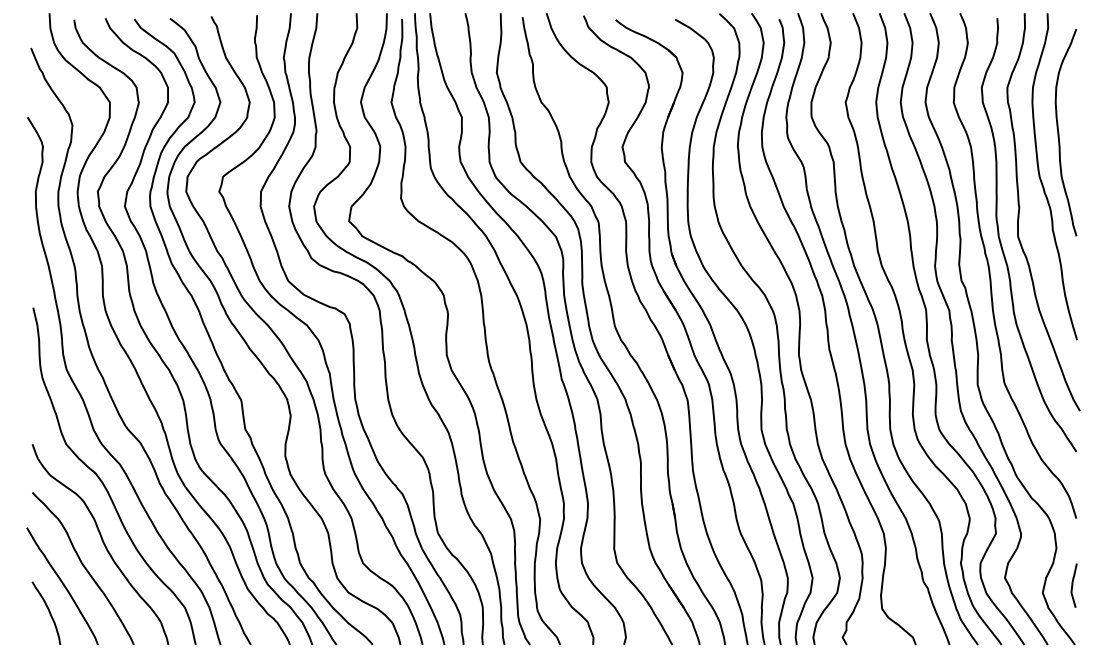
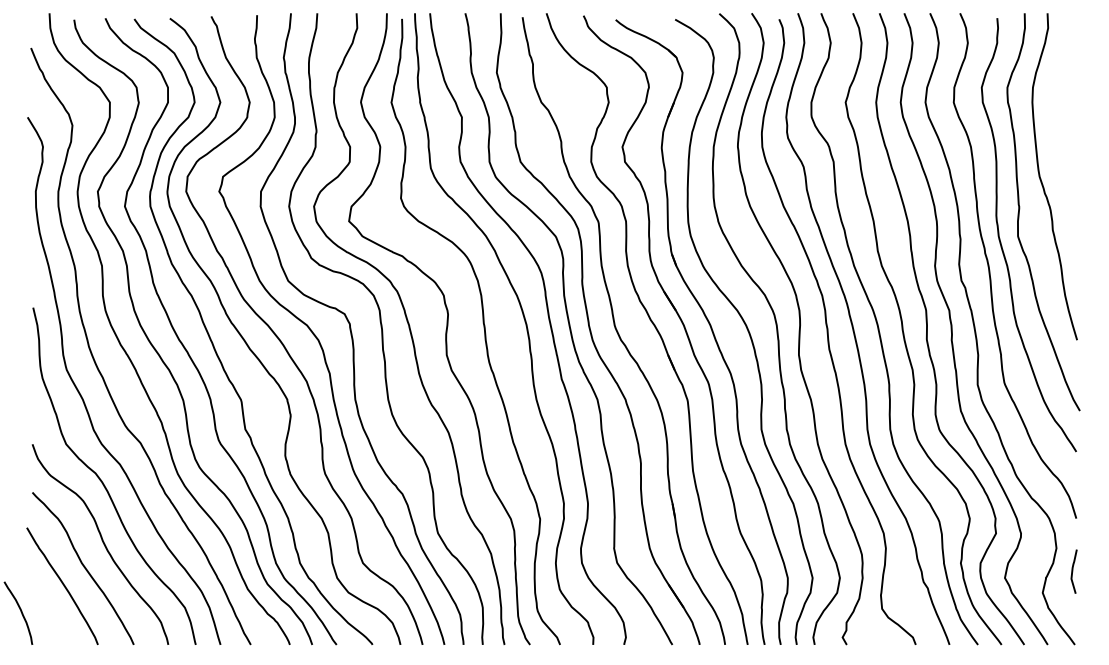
curve: present -> none (1059, 132)
curve position: (1073, 585) -> (1073, 571) (1073, 571)
curve position: (48, 612) -> (20, 612) (20, 612)
